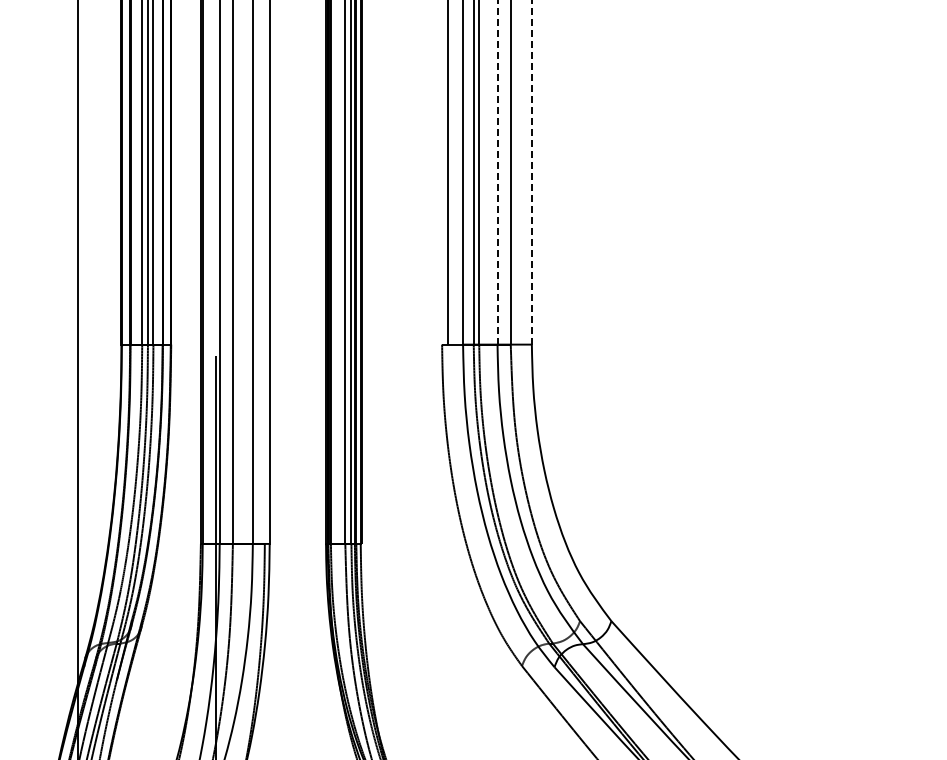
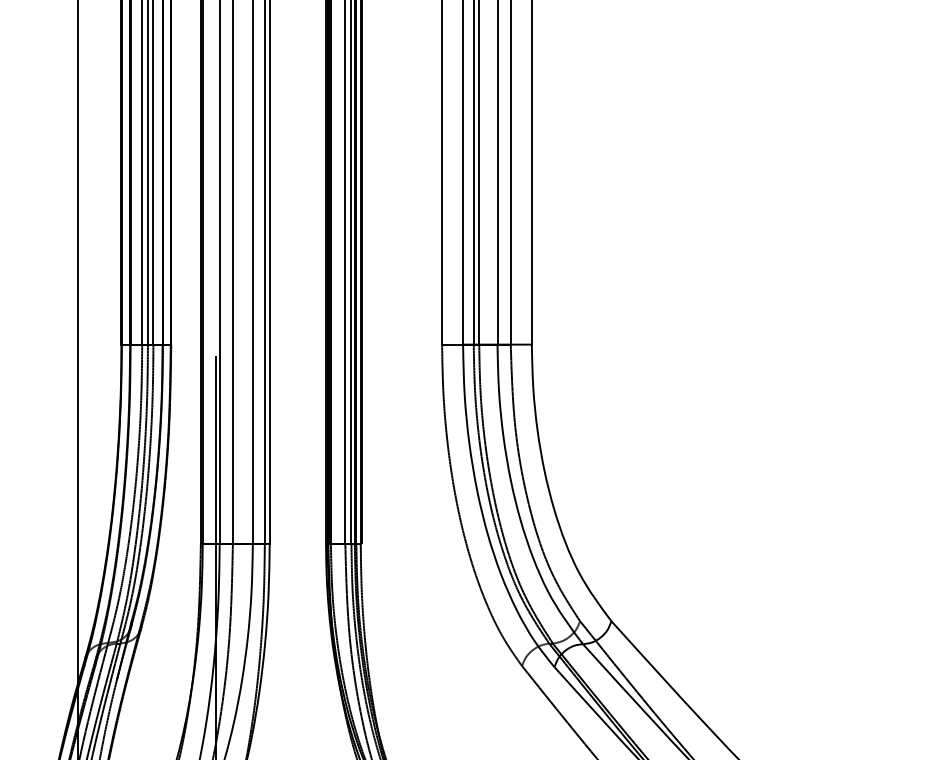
line: dashed -> solid (497, 171)
line: dashed -> solid (531, 171)
line position: (448, 173) -> (442, 173) (442, 173)
line: none -> present (264, 272)
